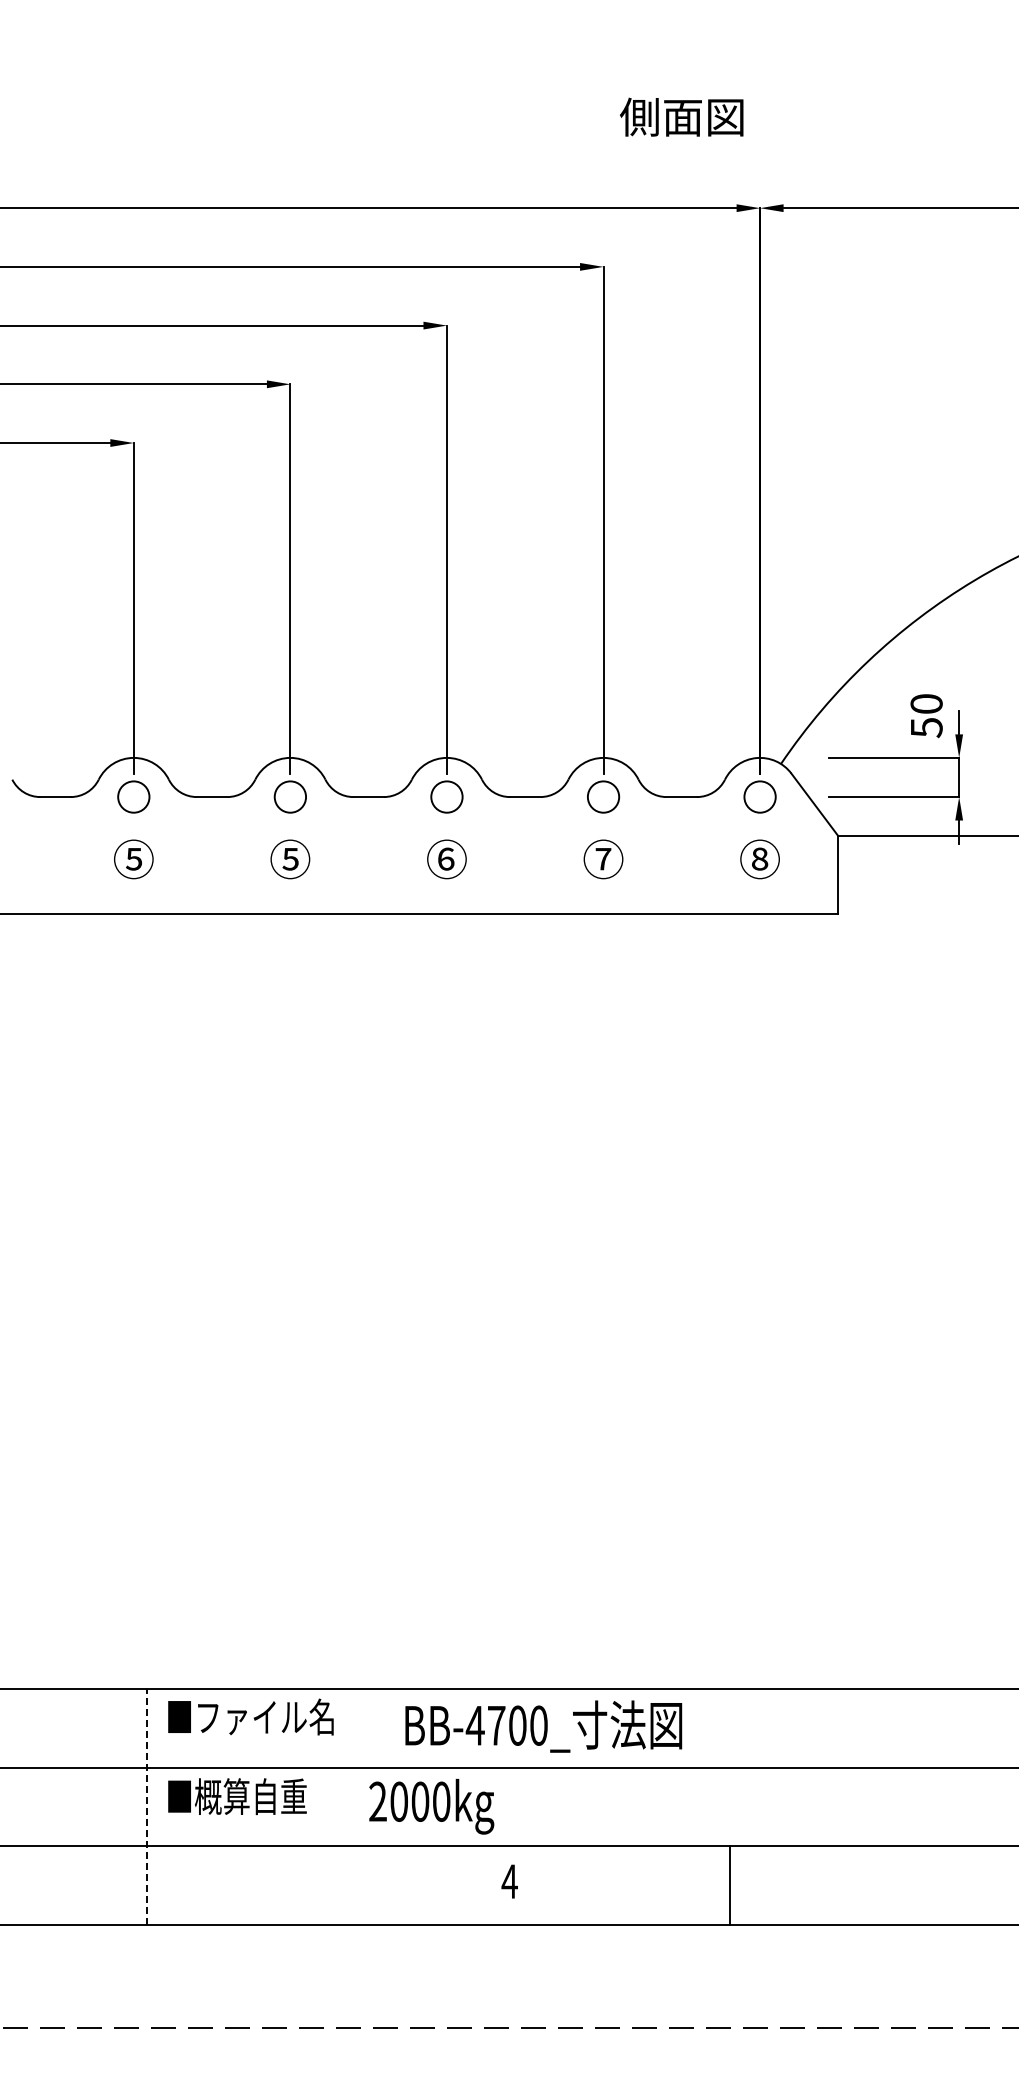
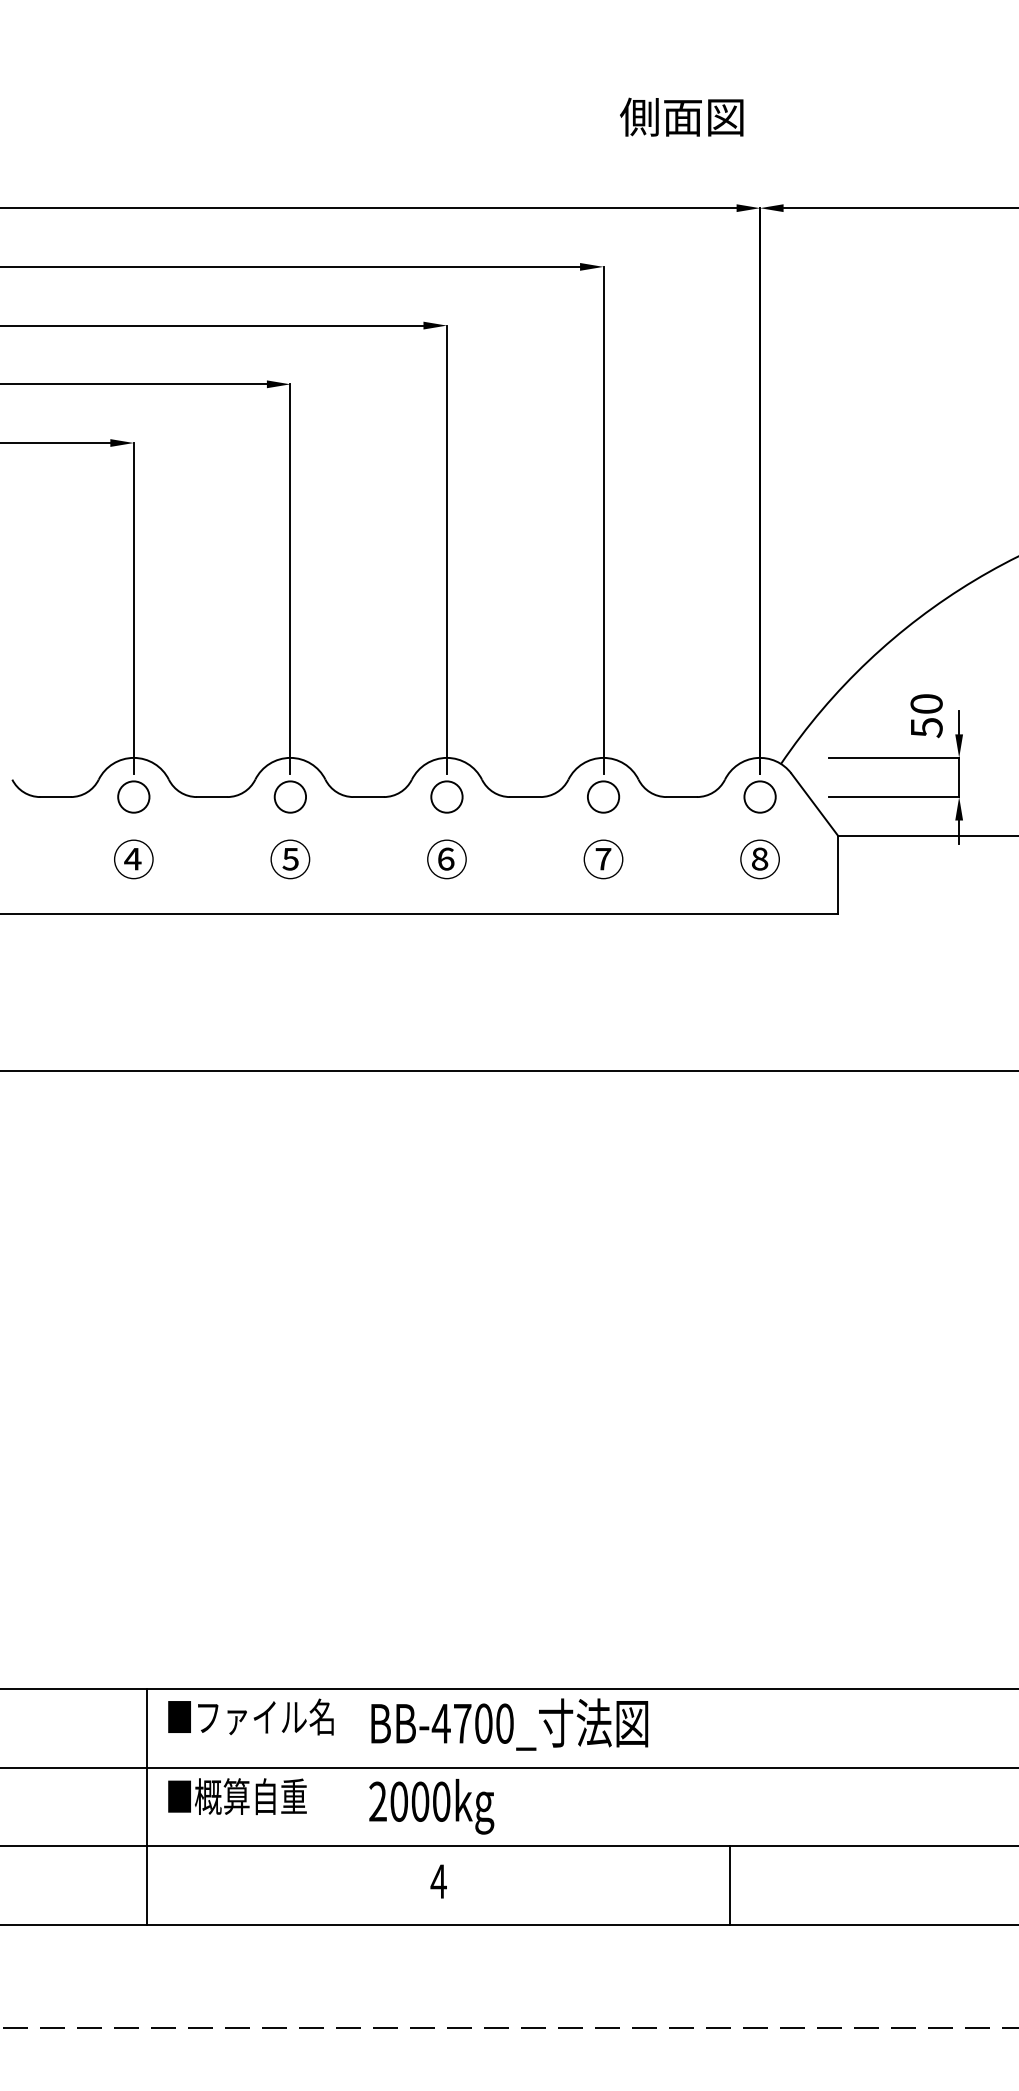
text: ⑤ -> ④ (132, 859)
line: none -> present (508, 1071)
text position: (543, 1726) -> (509, 1724) (509, 1724)
line: dashed -> solid (146, 1806)
text position: (509, 1881) -> (438, 1881) (438, 1881)
